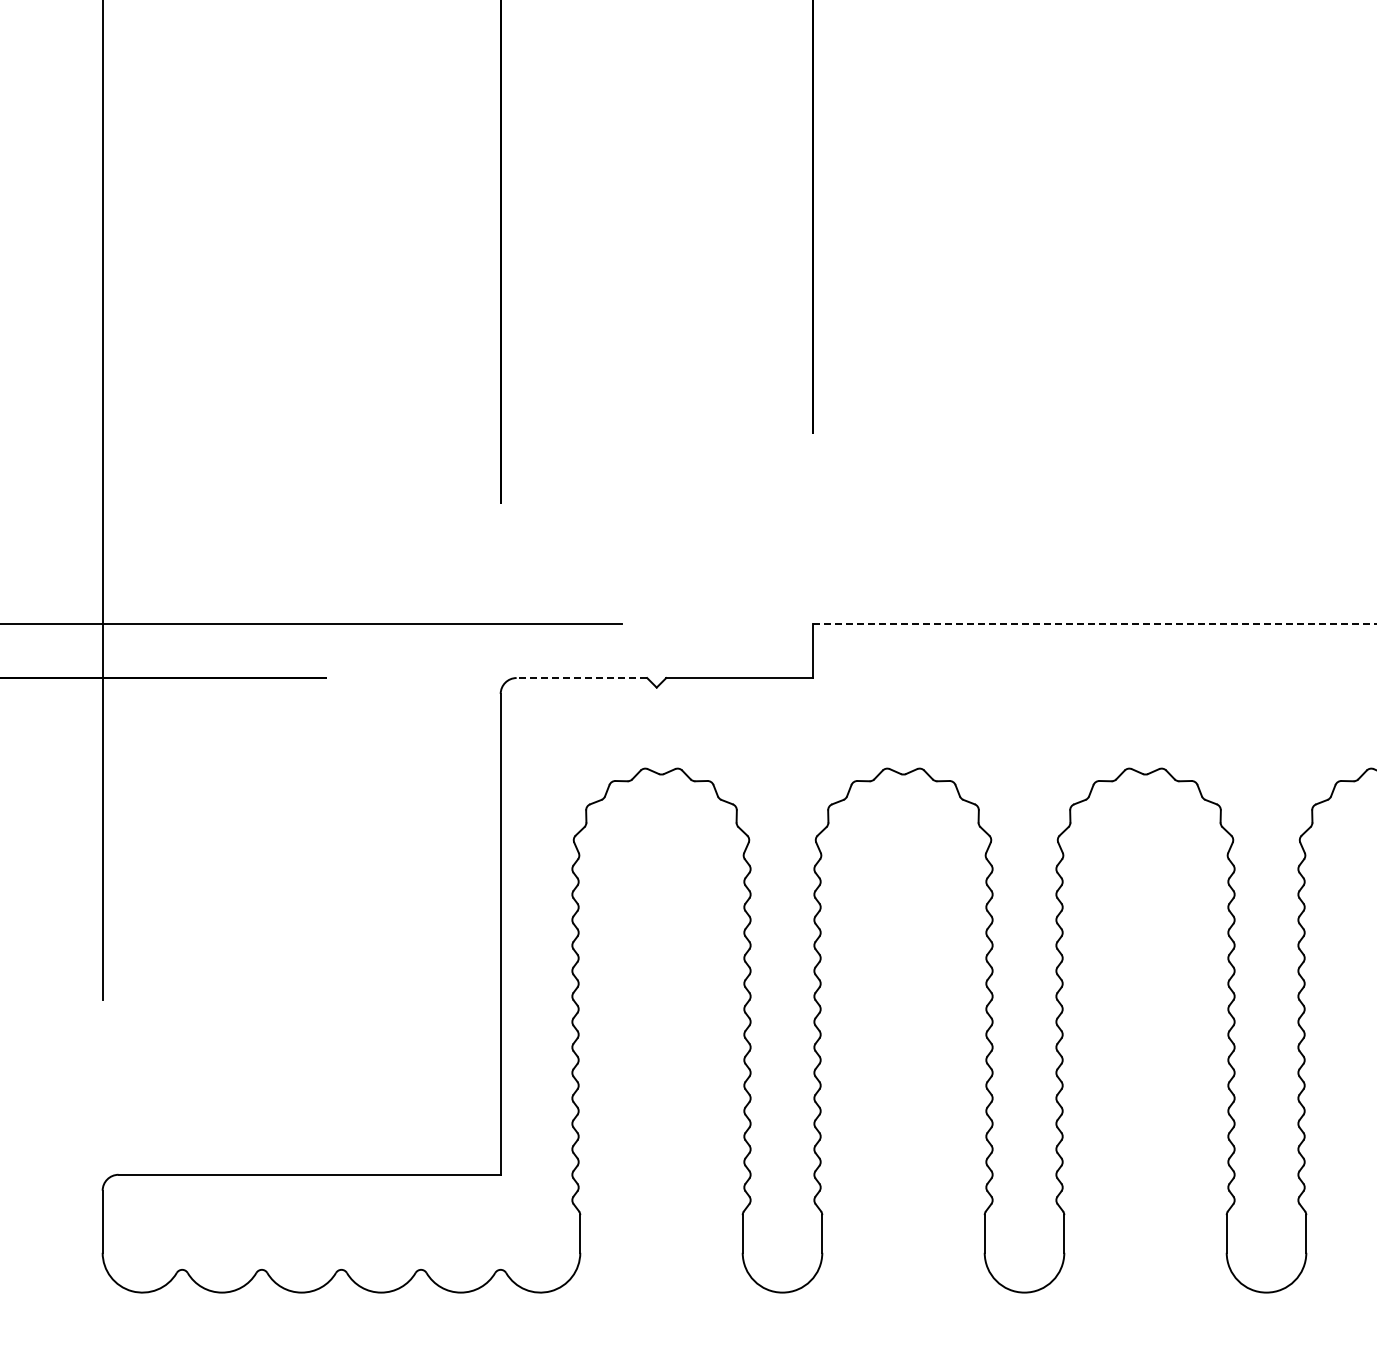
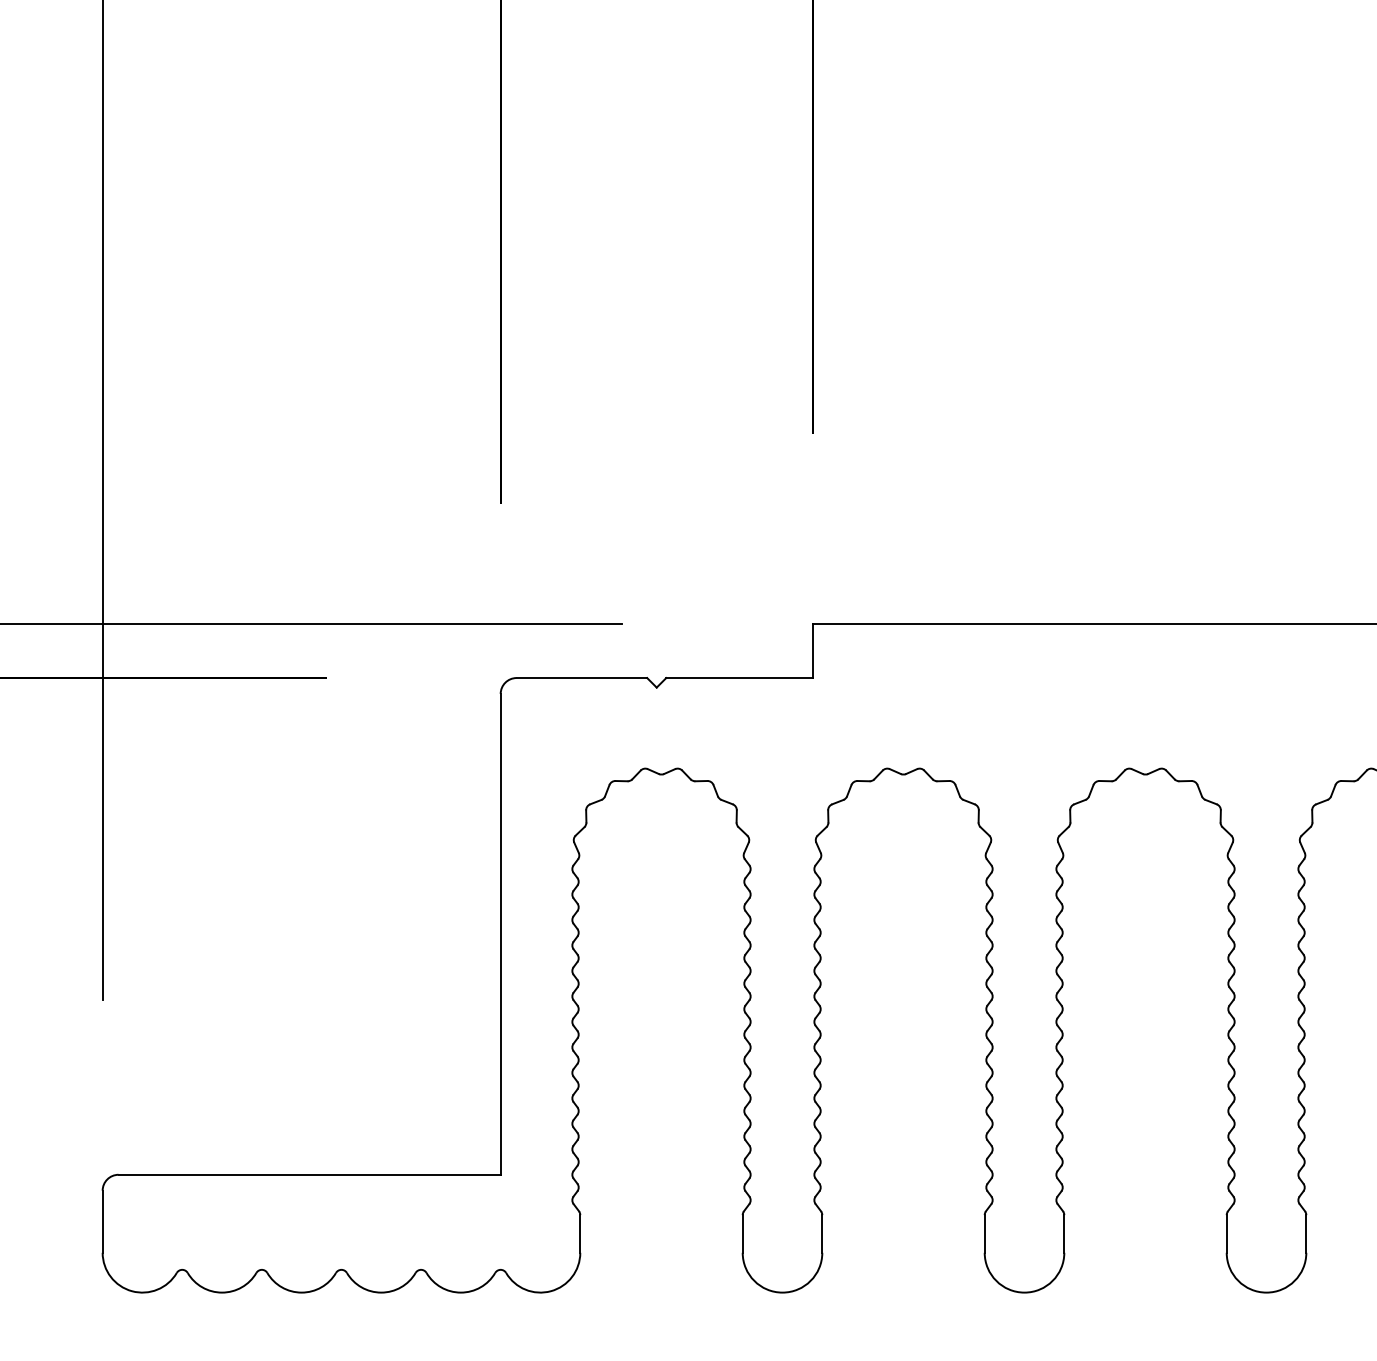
line: dashed -> solid (1094, 623)
line: dashed -> solid (581, 678)
